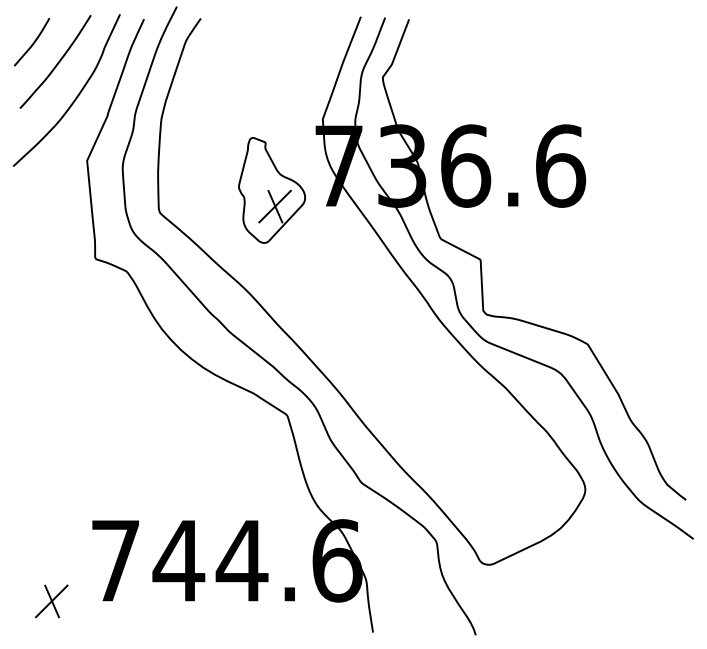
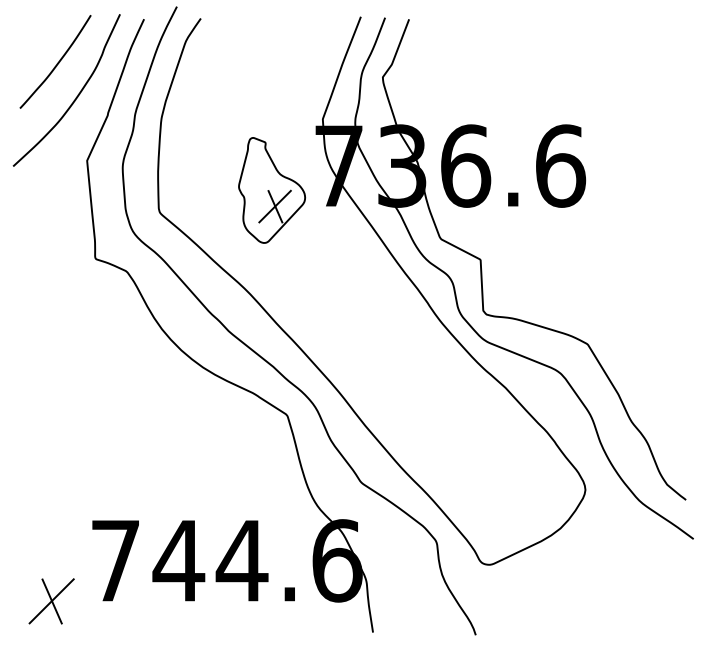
curve: present -> none (32, 43)
part size: 34x35 px -> 47x47 px (51, 601)
